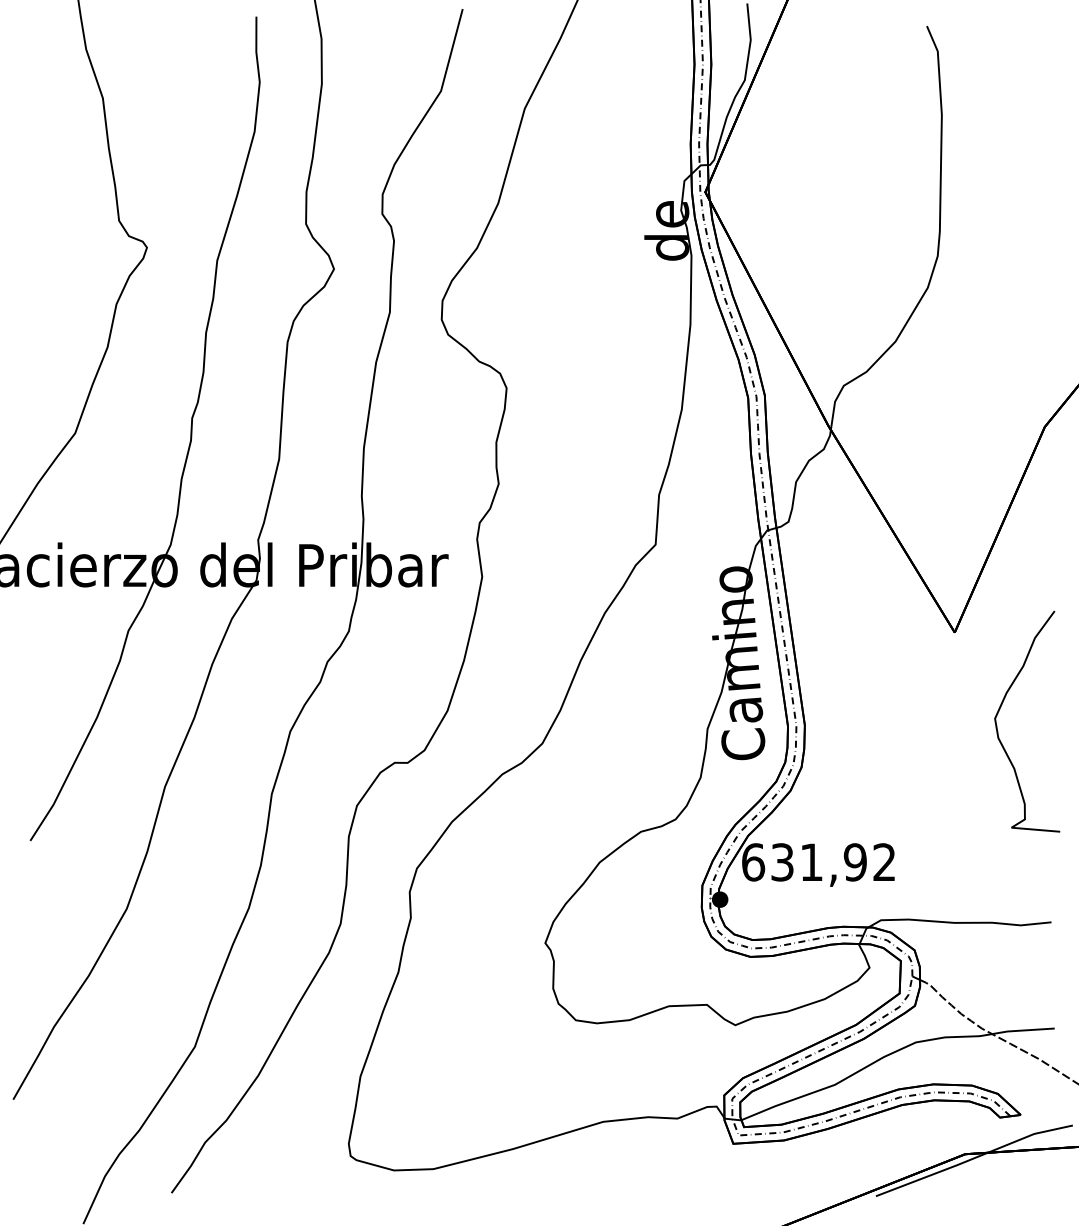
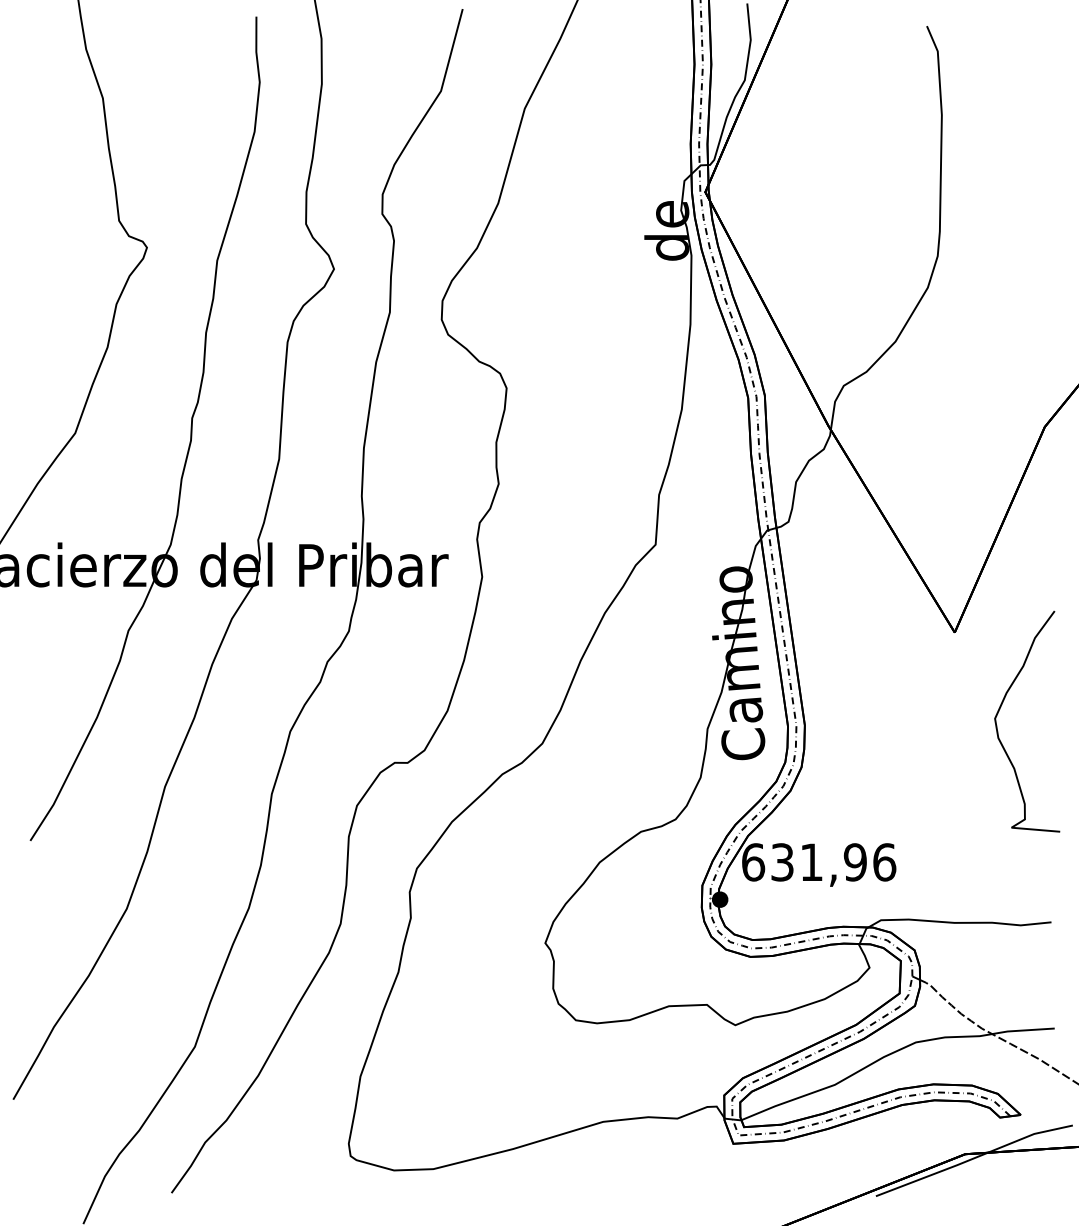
text: 631,92 -> 631,96 (884, 862)
